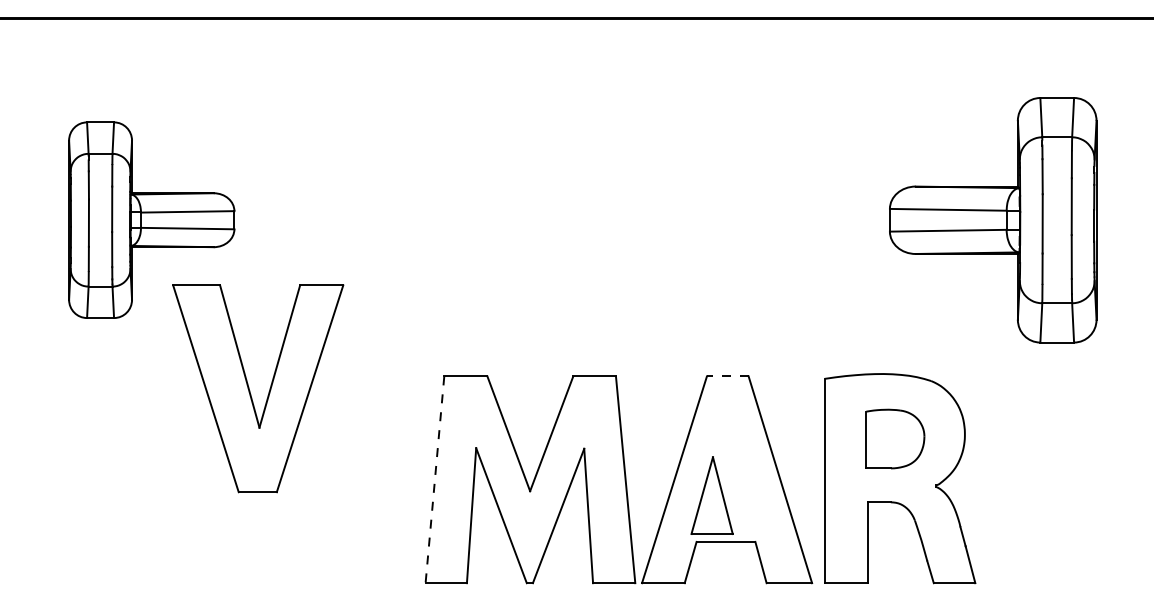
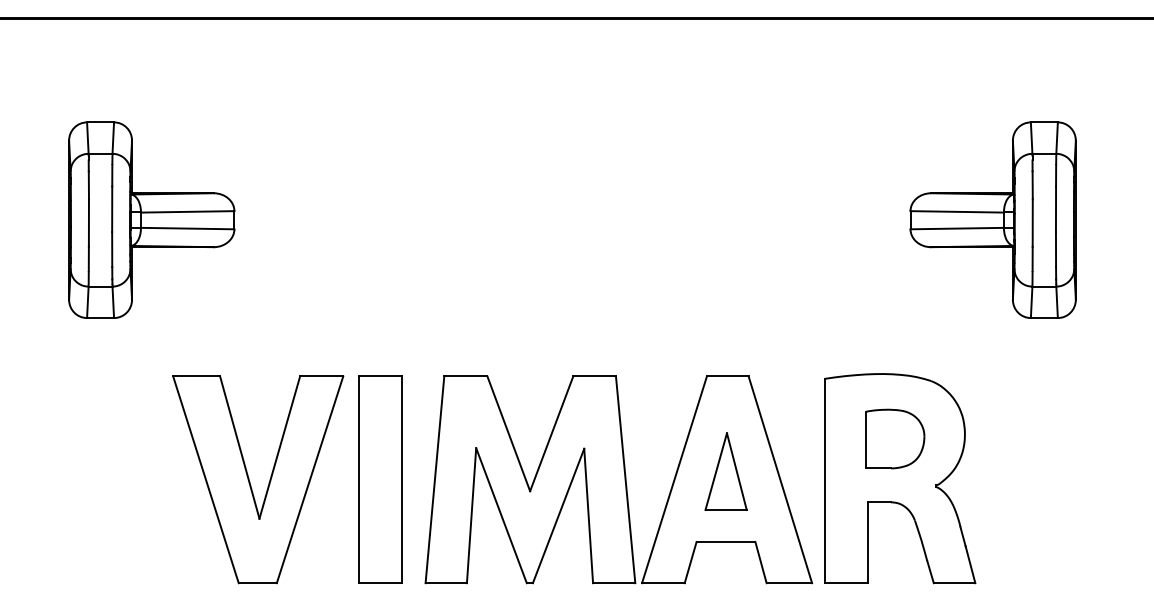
part size: 209x247 px -> 168x198 px (992, 219)
line: dashed -> solid (727, 376)
part position: (250, 390) -> (250, 481) (250, 481)
part: none -> present (380, 479)
line: dashed -> solid (434, 479)
part position: (711, 495) -> (725, 471) (725, 471)
